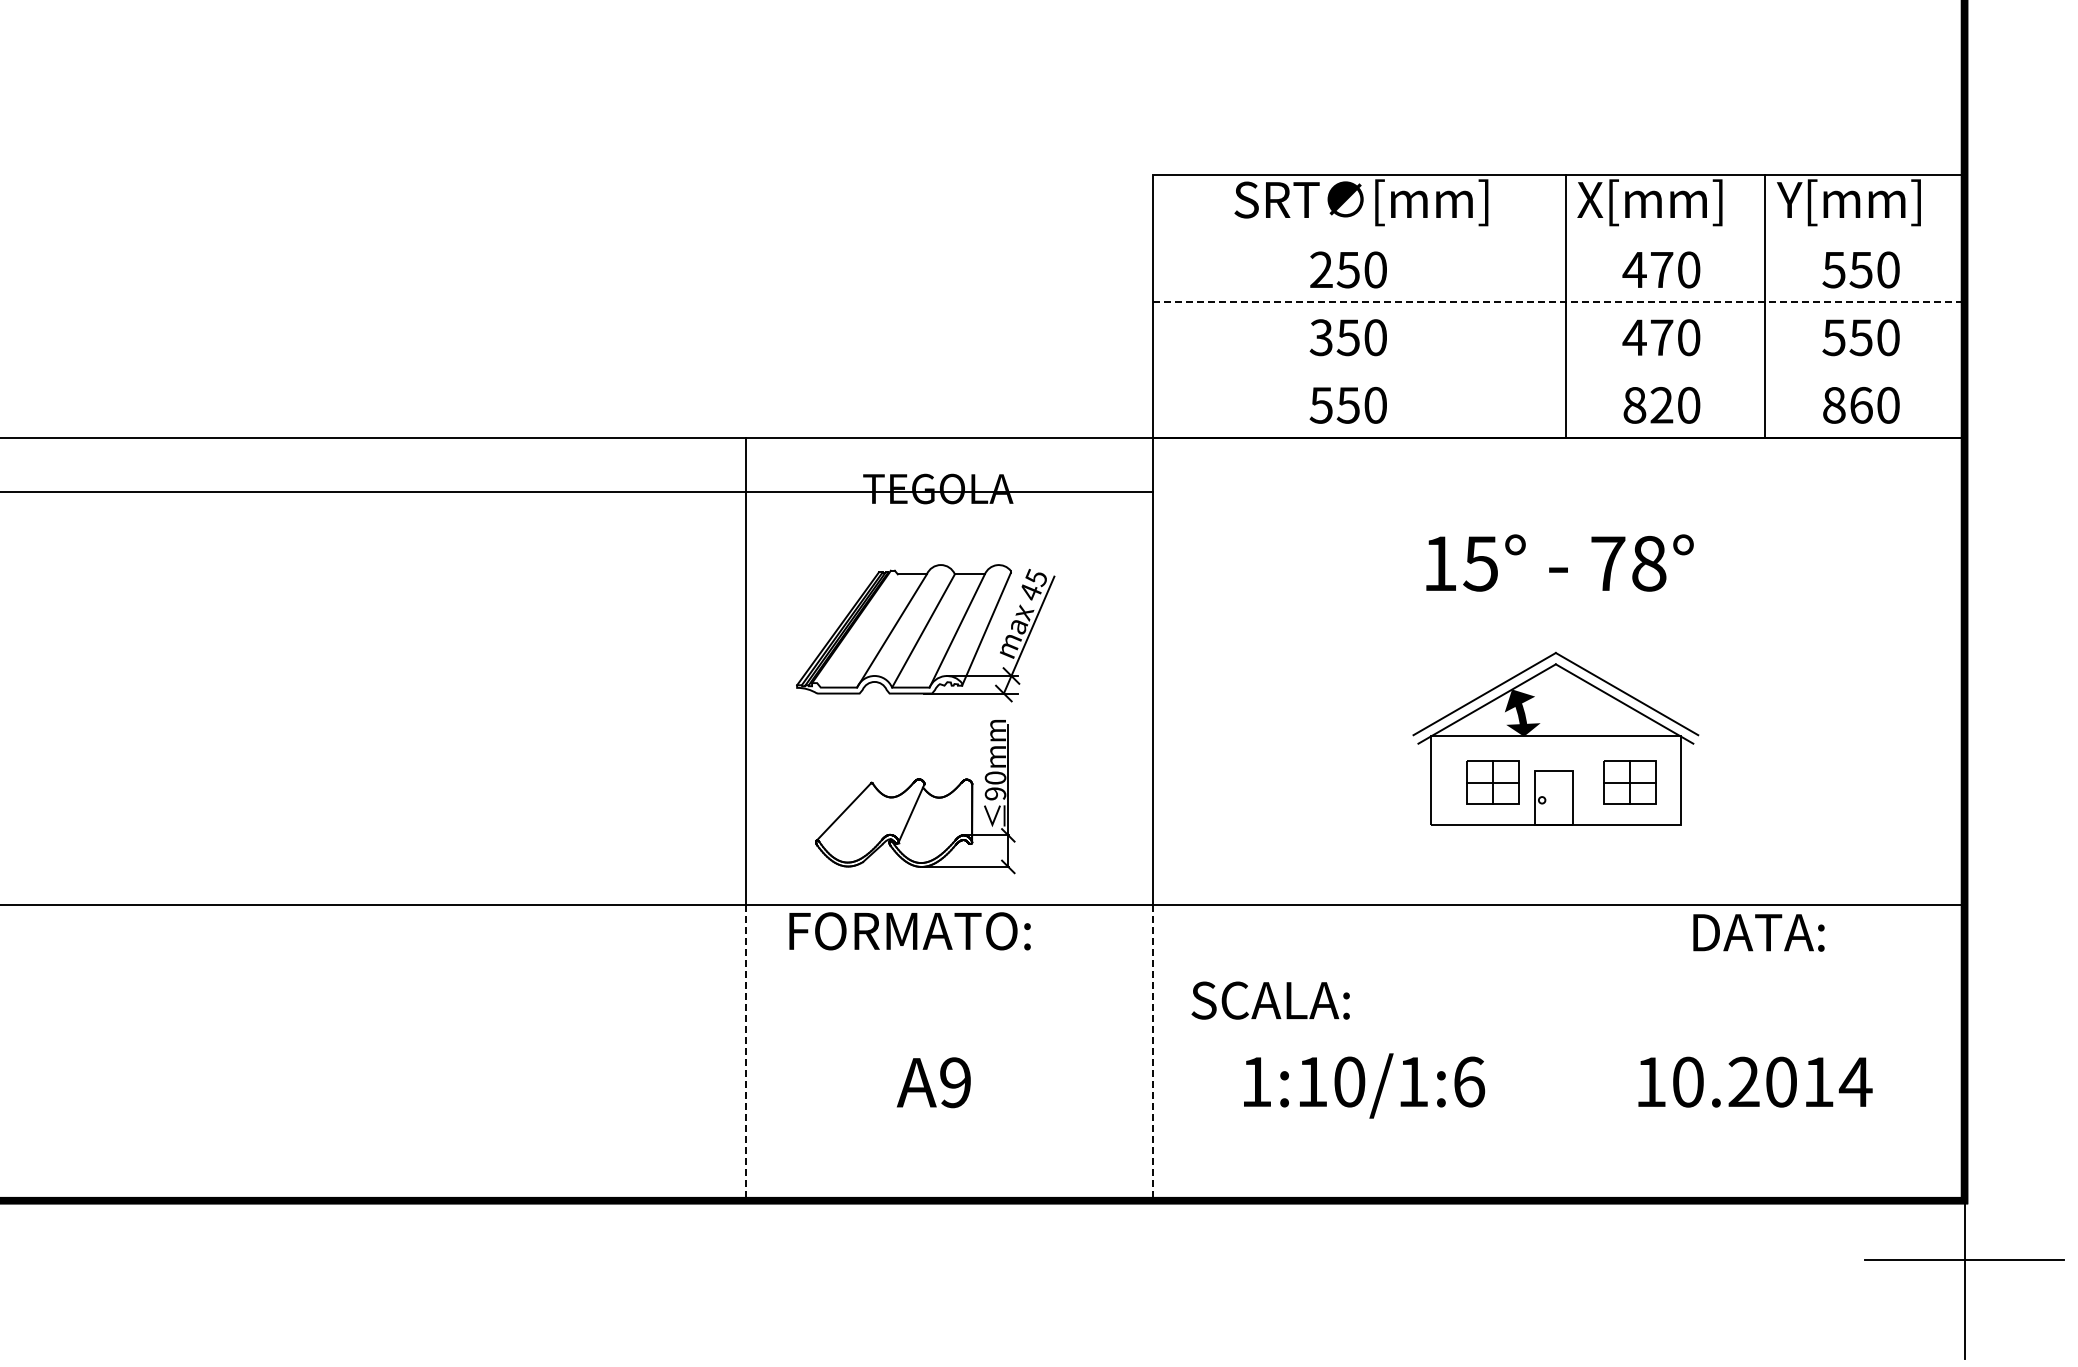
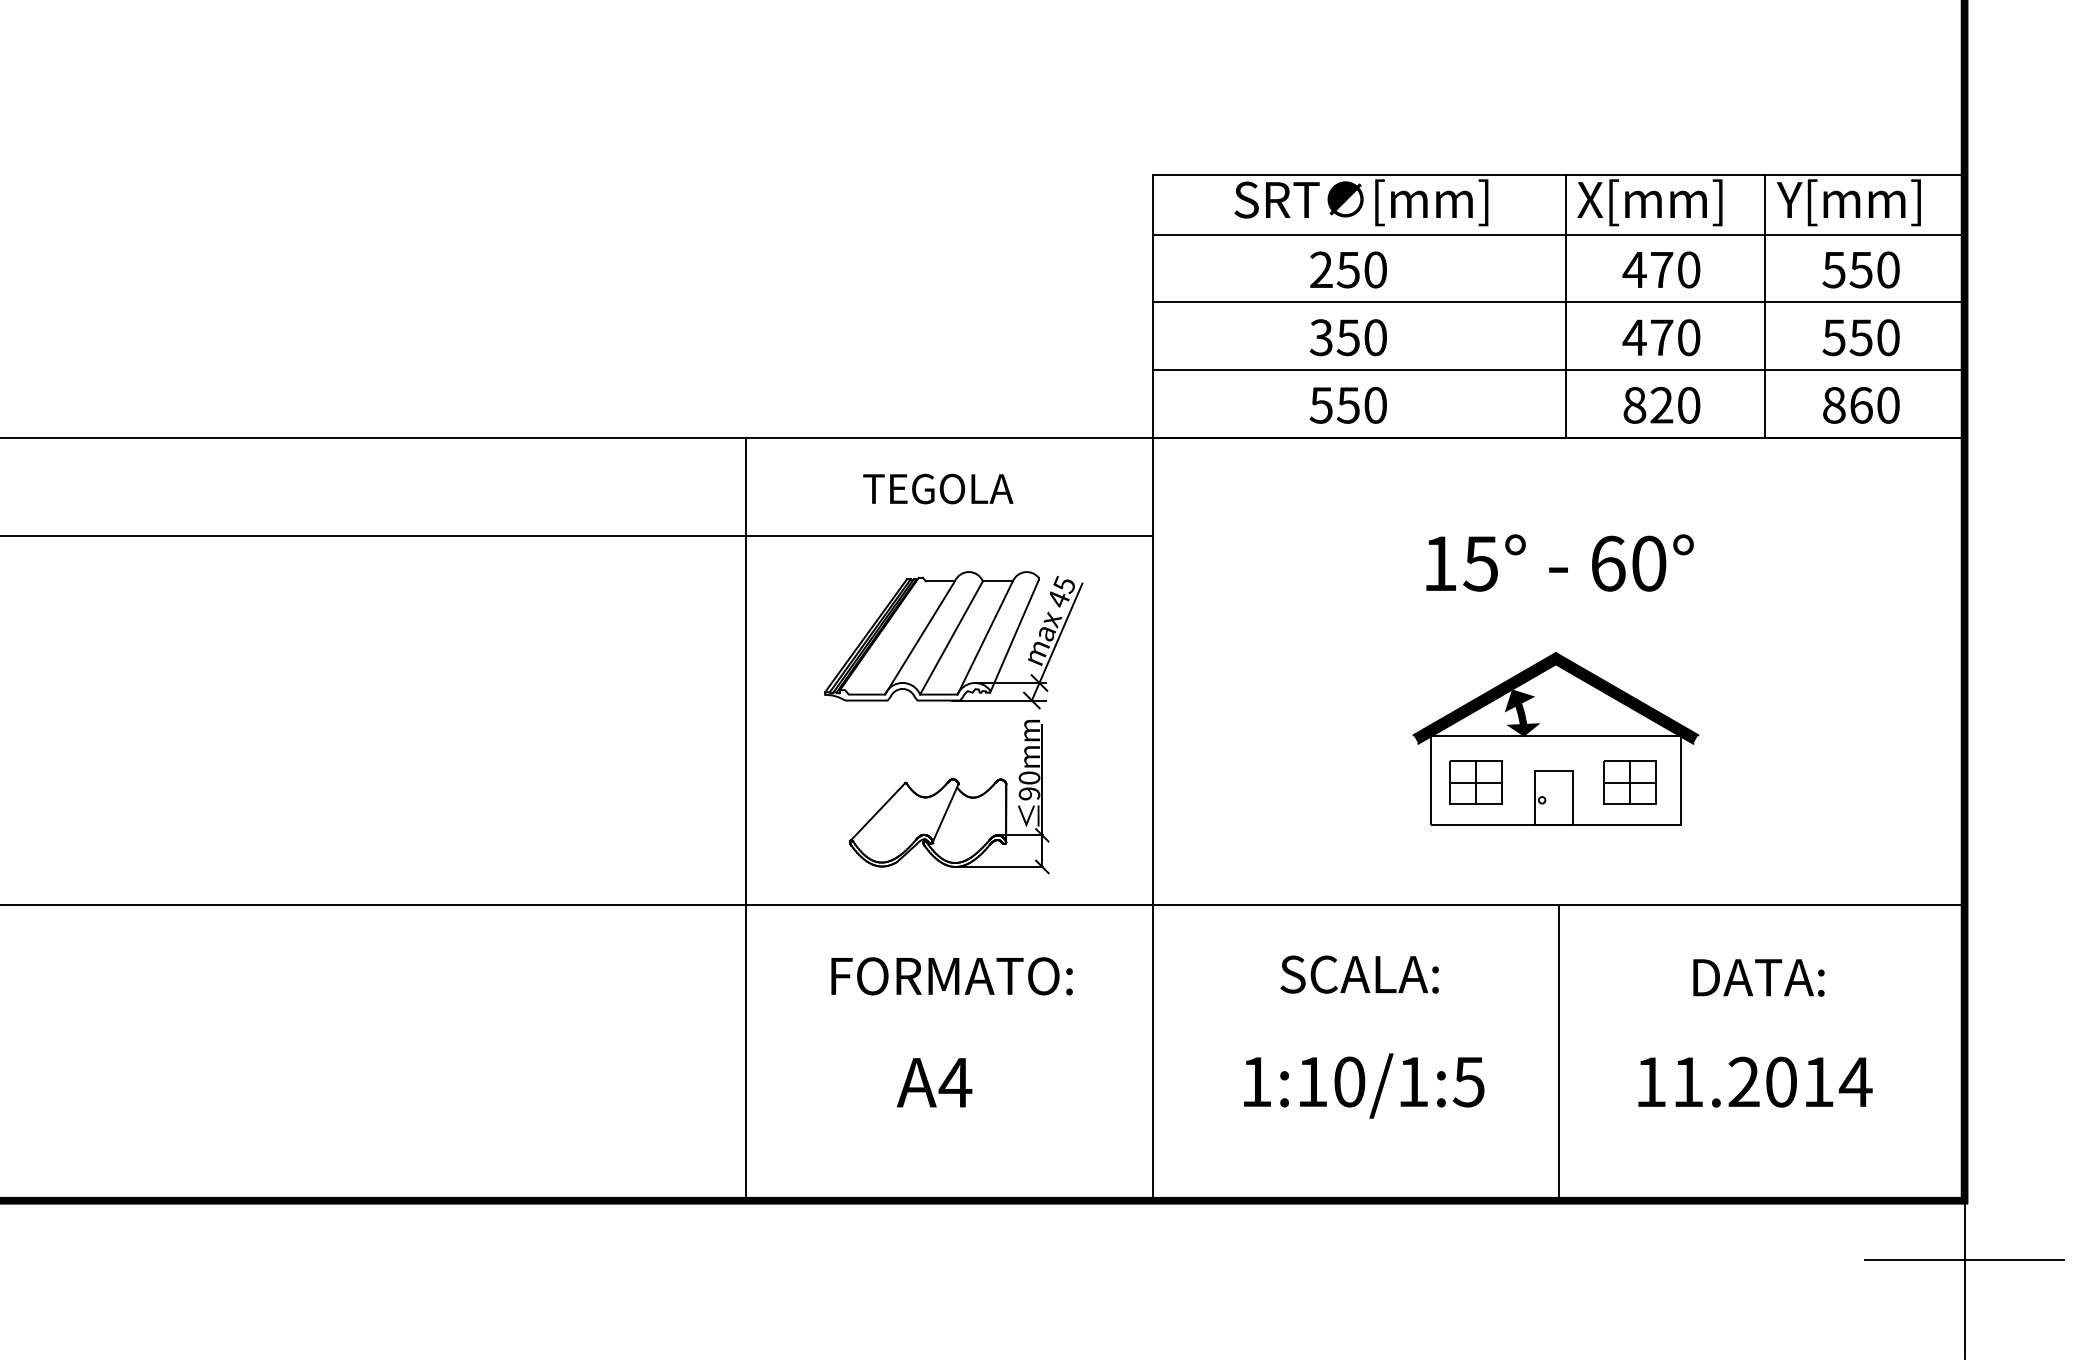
line: none -> present (1558, 234)
line: dashed -> solid (1559, 302)
line: none -> present (1558, 370)
line position: (577, 492) -> (577, 536) (577, 536)
text: 78° -> 60° (1628, 563)
part position: (925, 633) -> (953, 640) (953, 640)
fill: none -> present (1555, 698)
part position: (1492, 782) -> (1475, 782) (1475, 782)
part position: (915, 797) -> (949, 797) (949, 797)
text position: (909, 931) -> (951, 976) (951, 976)
text position: (1758, 932) -> (1758, 977) (1758, 977)
text position: (1270, 1000) -> (1359, 974) (1359, 974)
line: none -> present (1558, 1052)
line: dashed -> solid (746, 1053)
line: dashed -> solid (1152, 1053)
text: 1:10/1:6 -> 1:10/1:5 (1468, 1081)
text: 10.2014 -> 11.2014 (1688, 1081)
text: A9 -> A4 (955, 1082)
